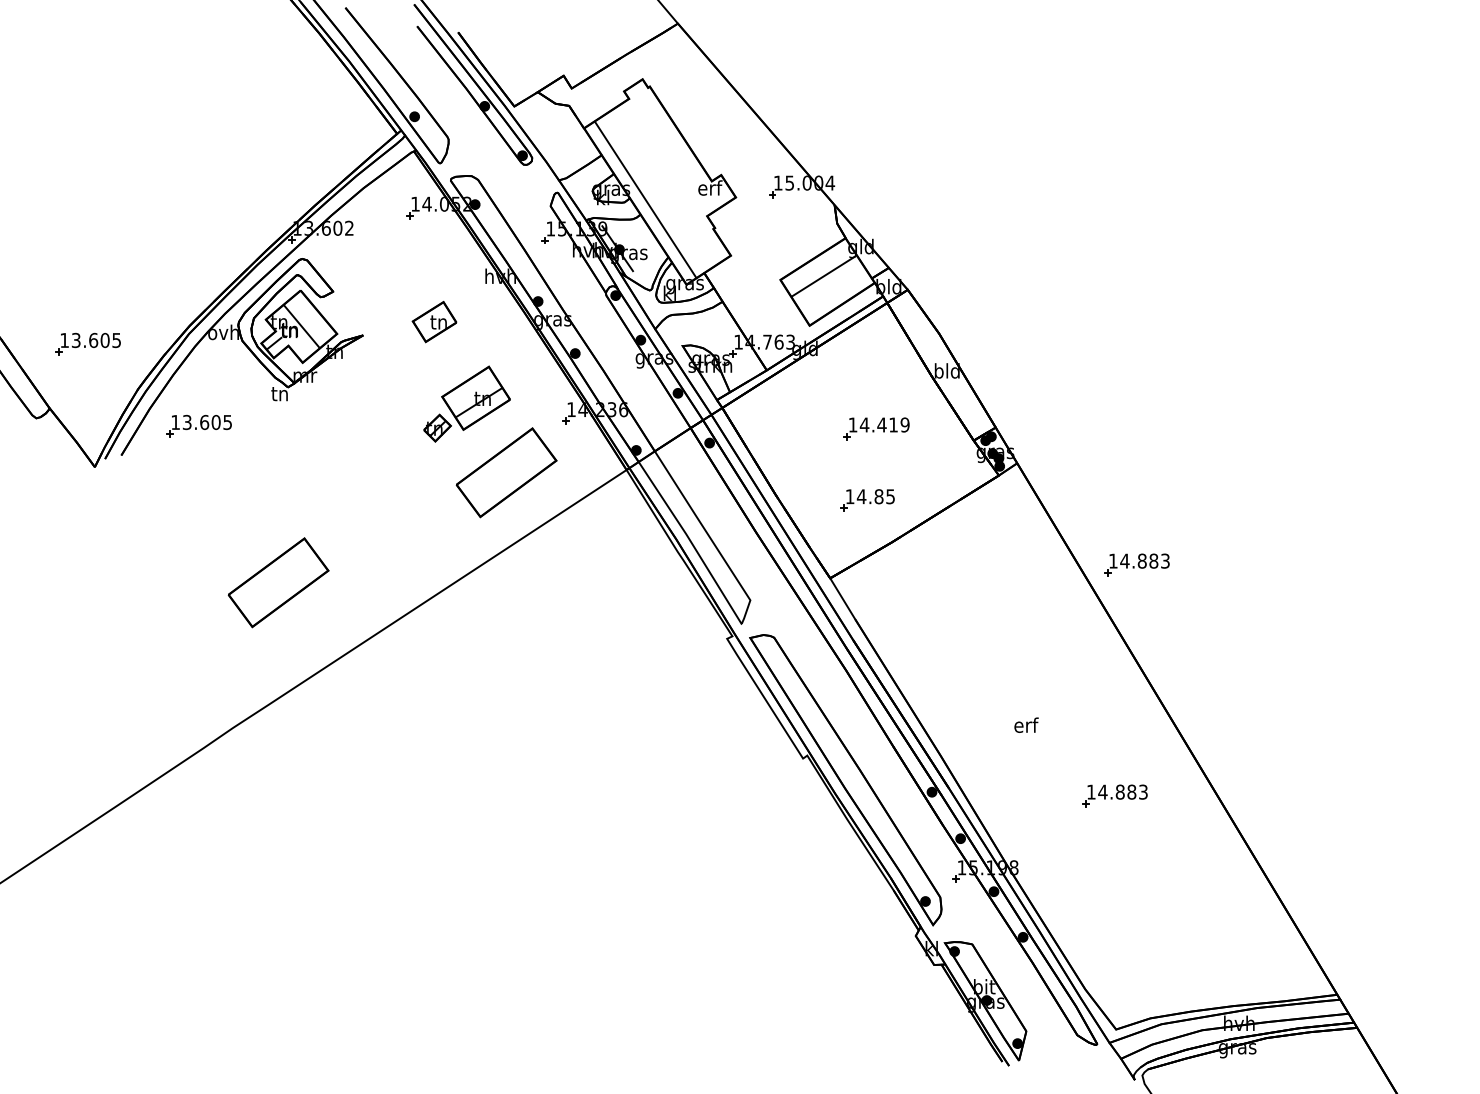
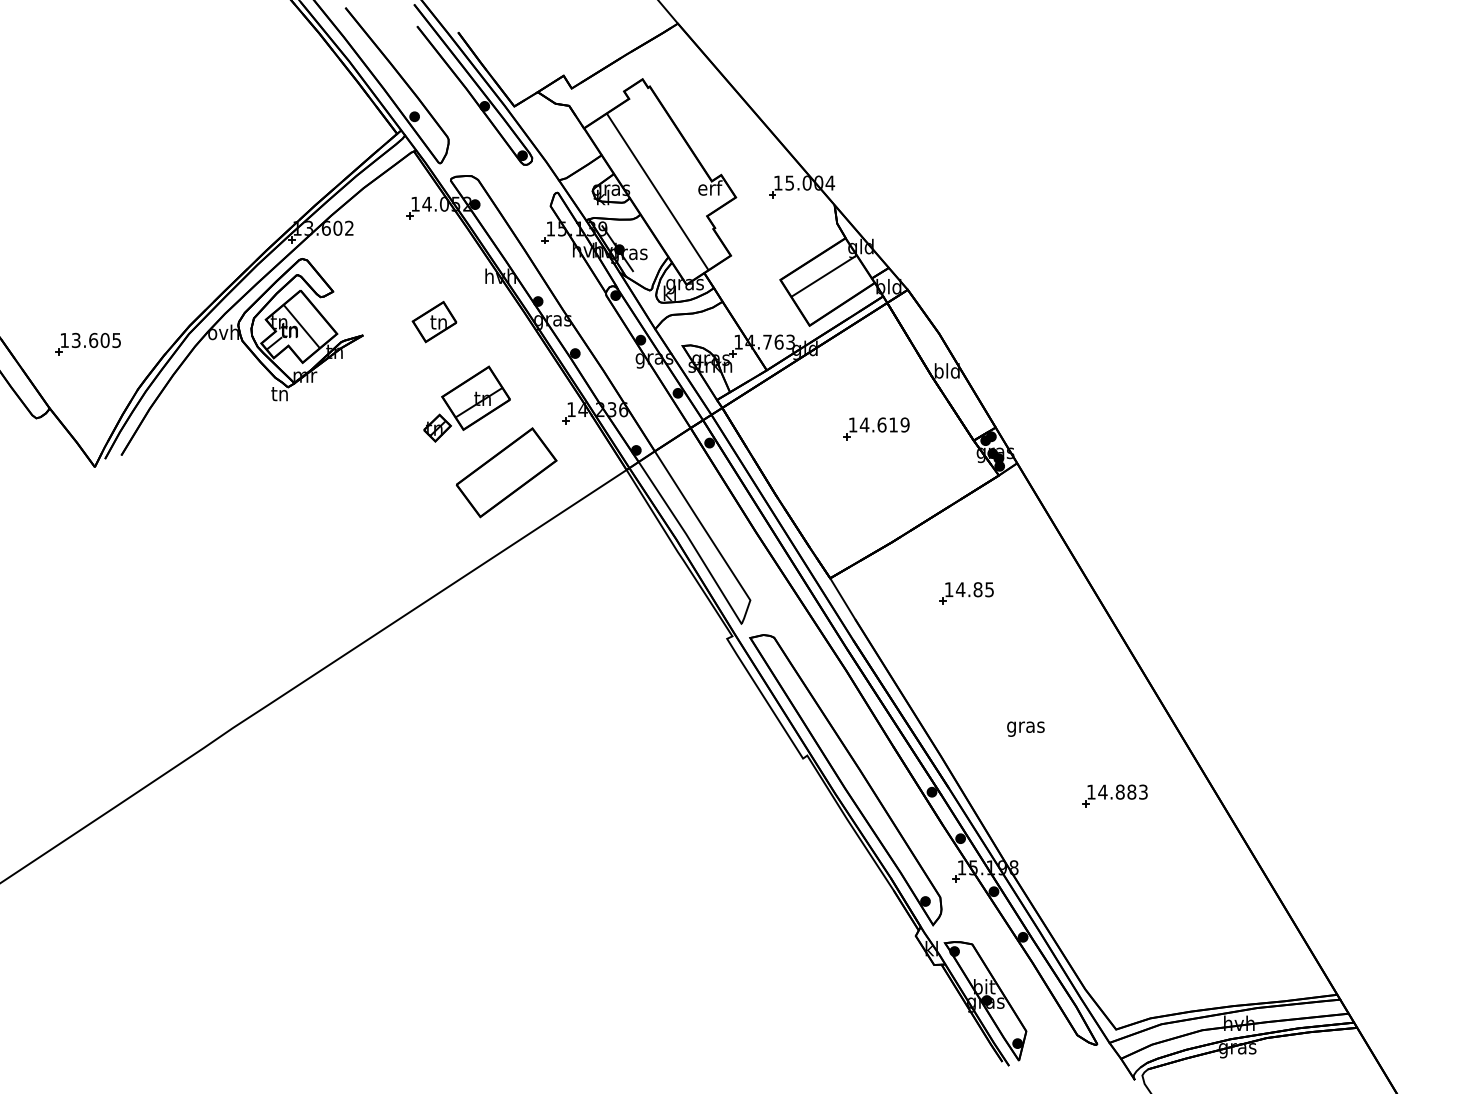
line position: (645, 199) -> (657, 191) (657, 191)
text: 14.419 -> 14.619 (881, 424)
part: present -> none (198, 425)
part position: (867, 500) -> (966, 593) (966, 593)
part: present -> none (1136, 564)
part: present -> none (278, 582)
text: erf -> gras (1025, 726)
